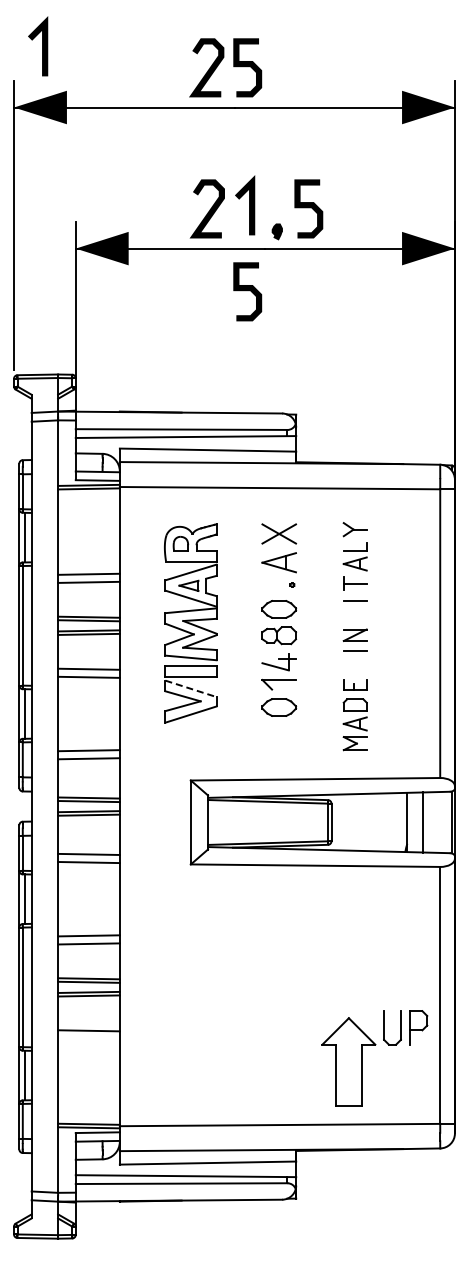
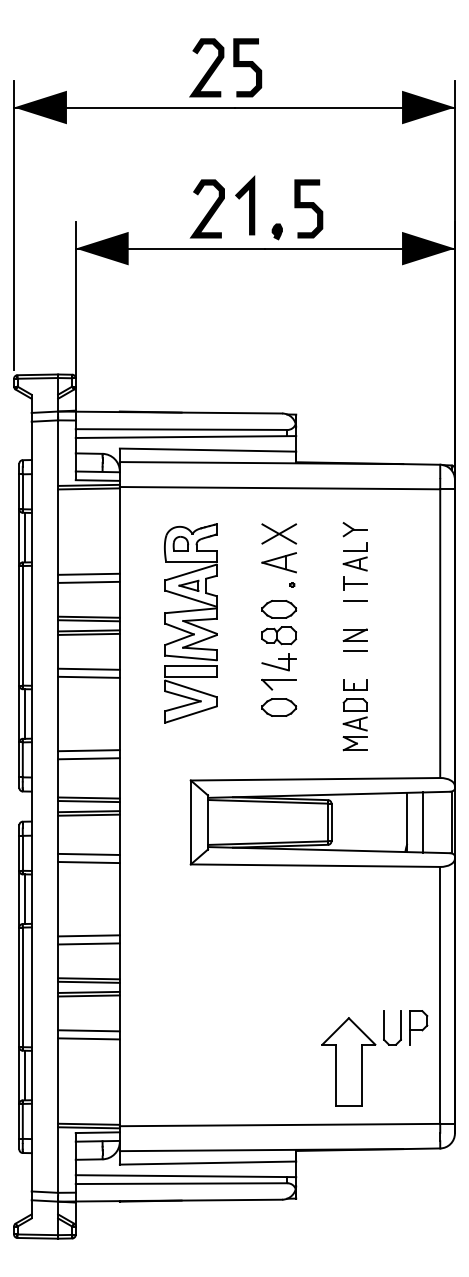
line: present -> none (42, 46)
curve: present -> none (247, 291)
line: dashed -> solid (191, 688)
line: none -> present (88, 1038)
